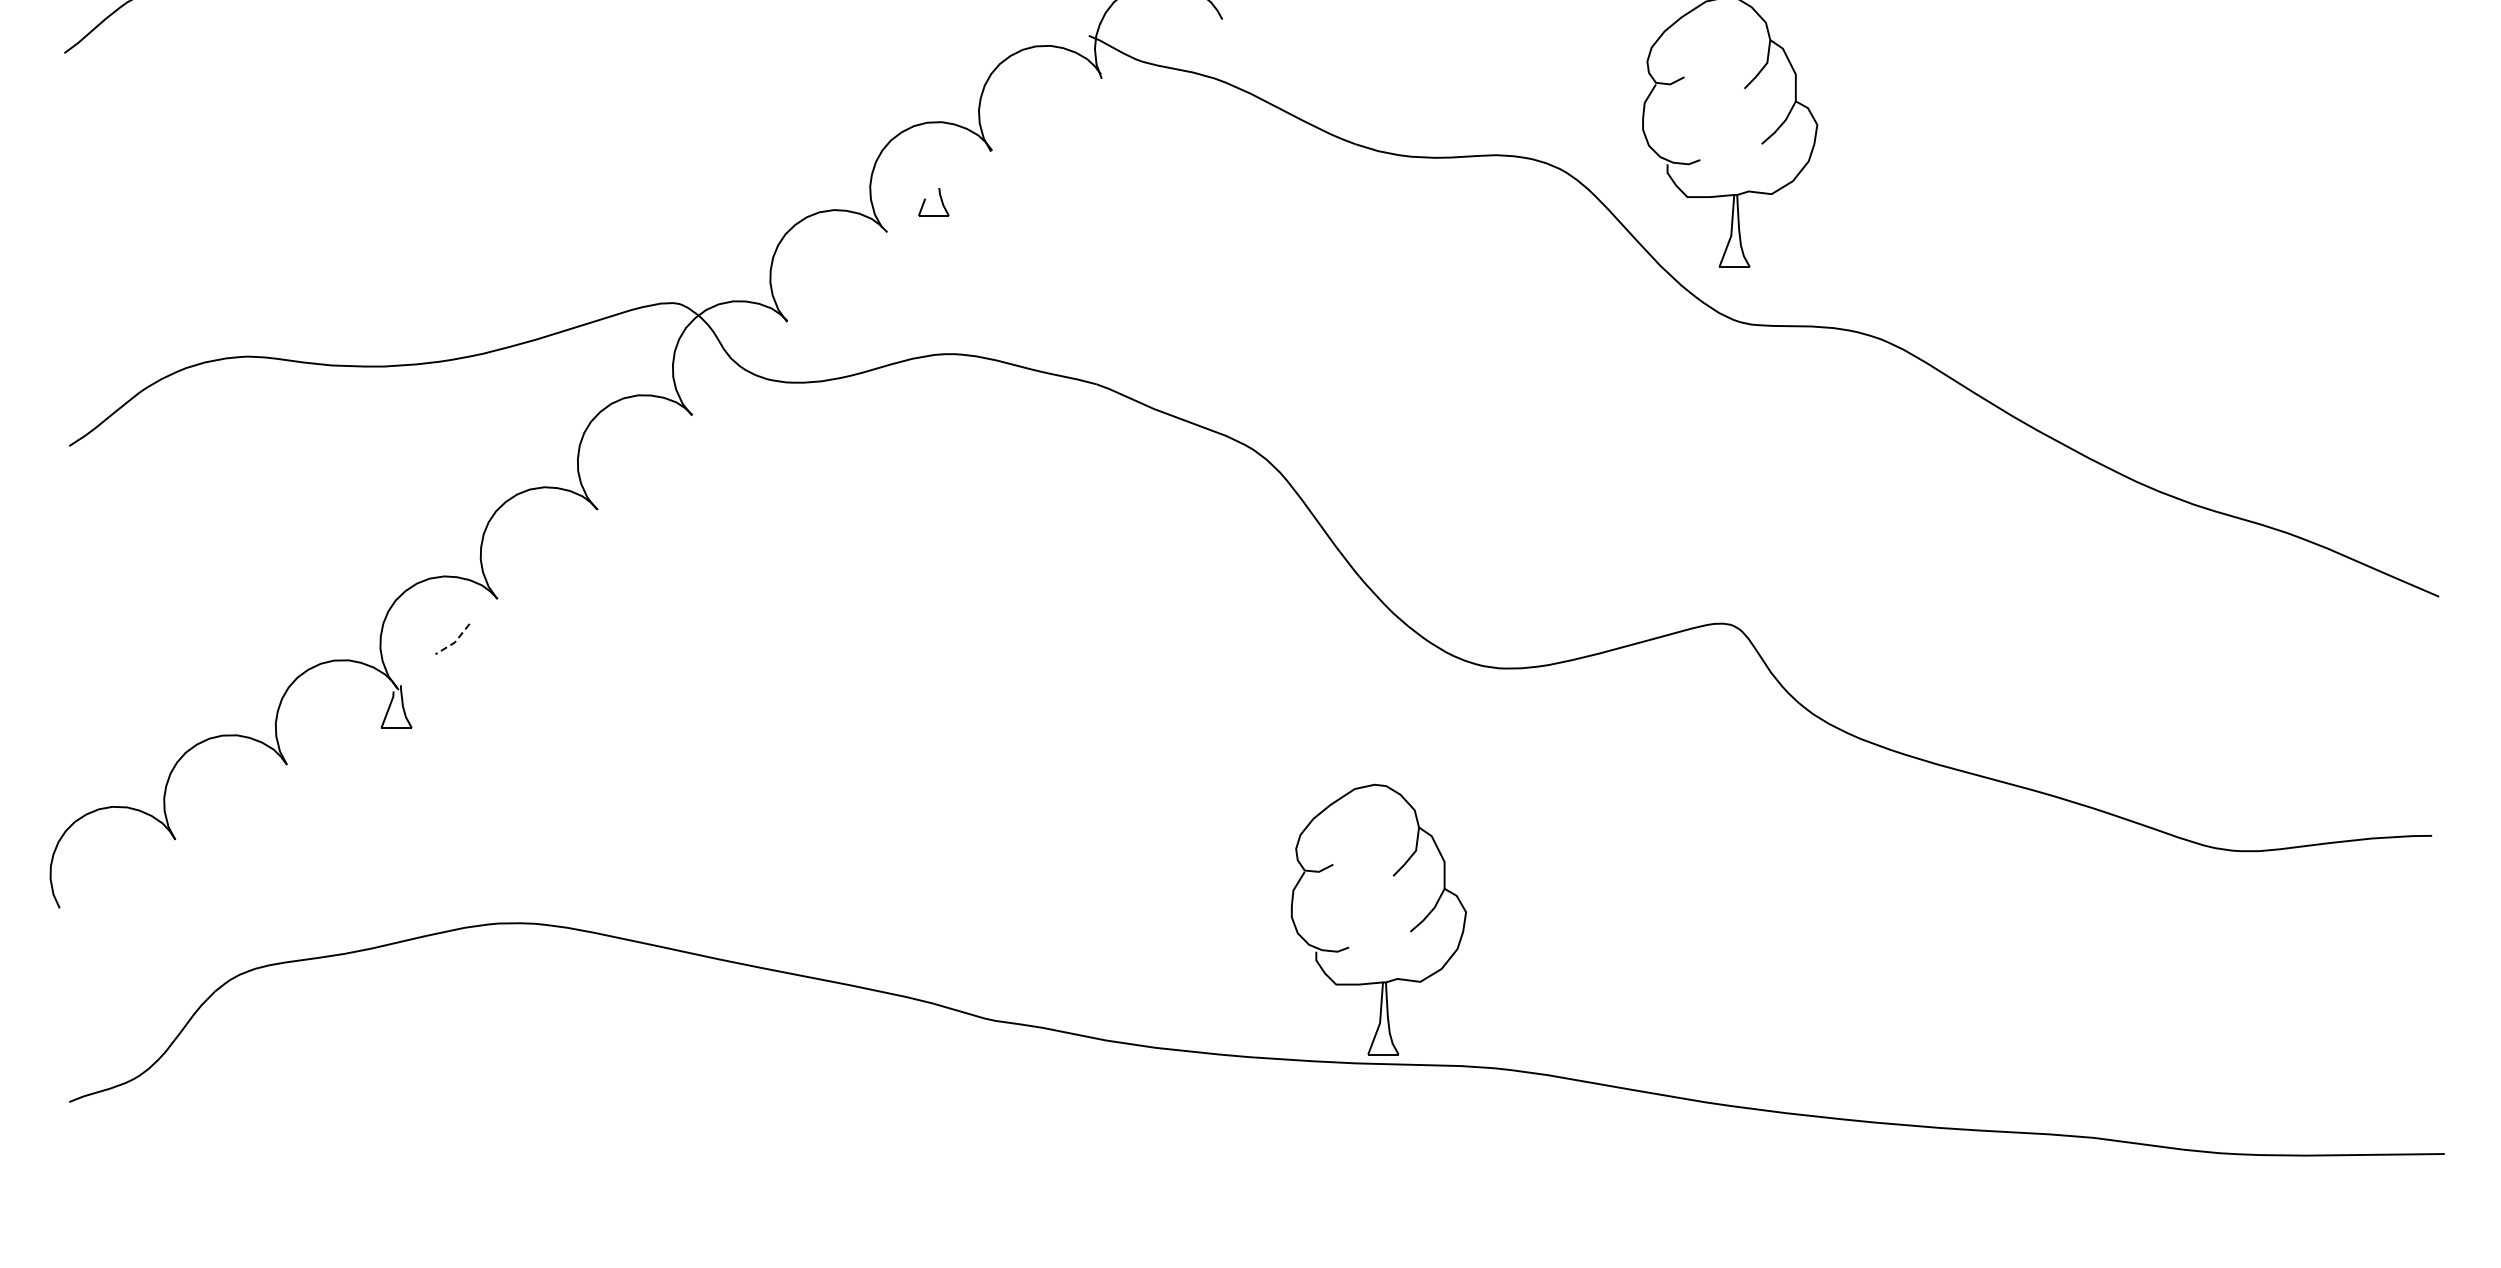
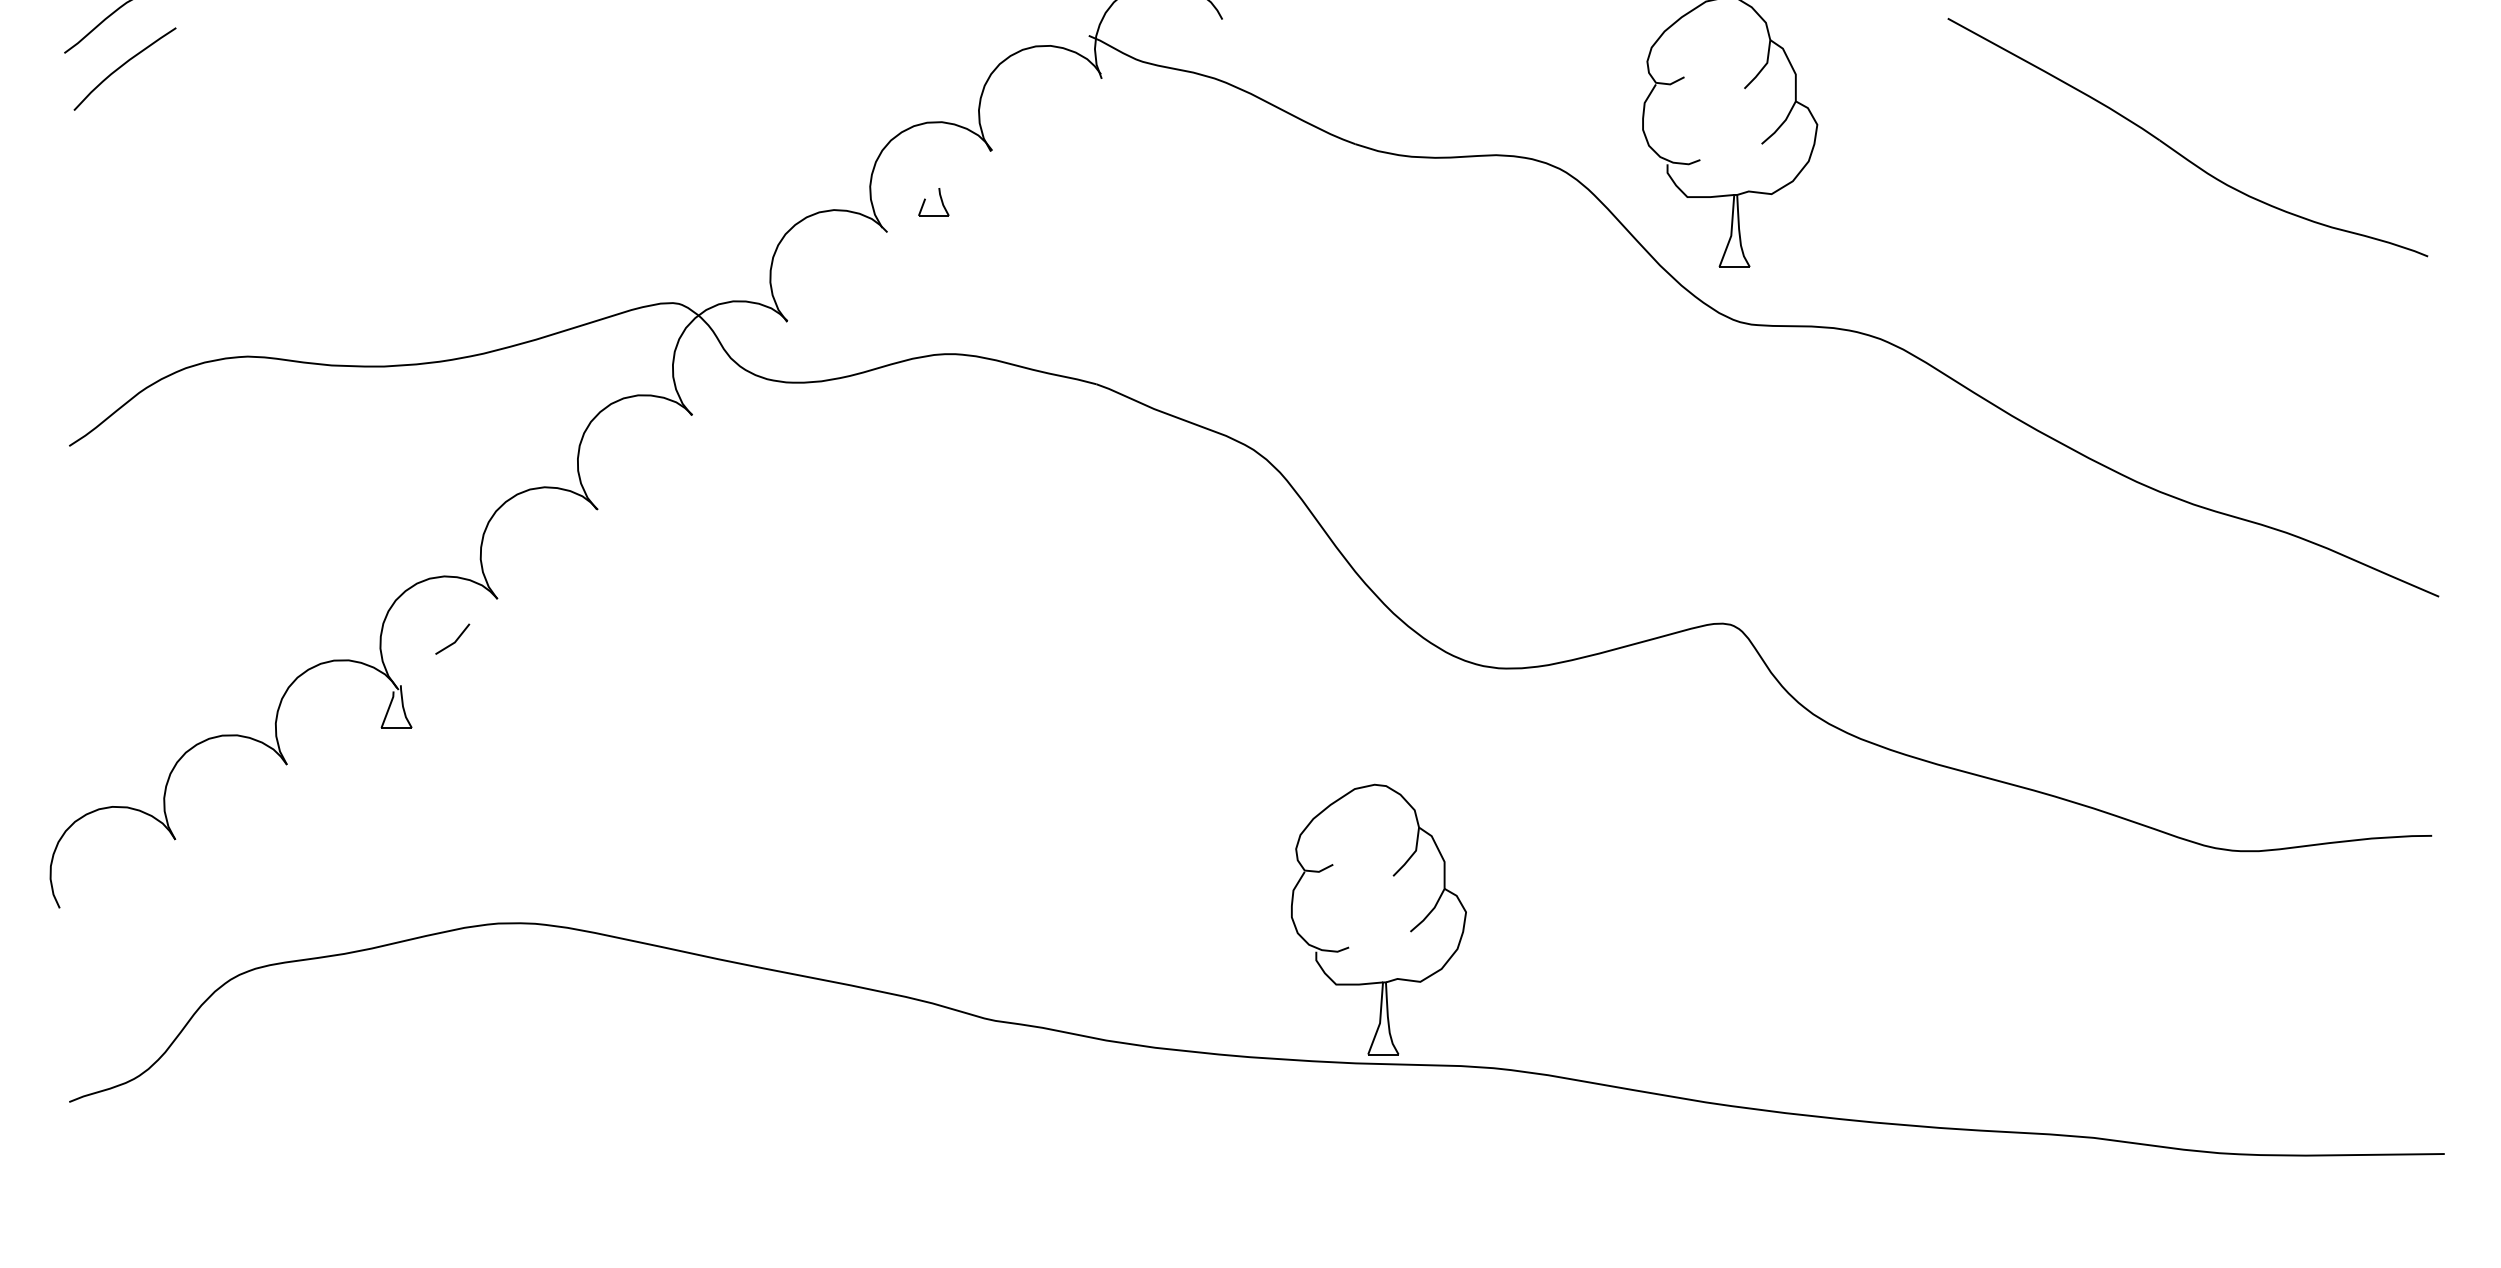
curve: none -> present (122, 66)
part: none -> present (2177, 151)
line: dashed -> solid (454, 642)
